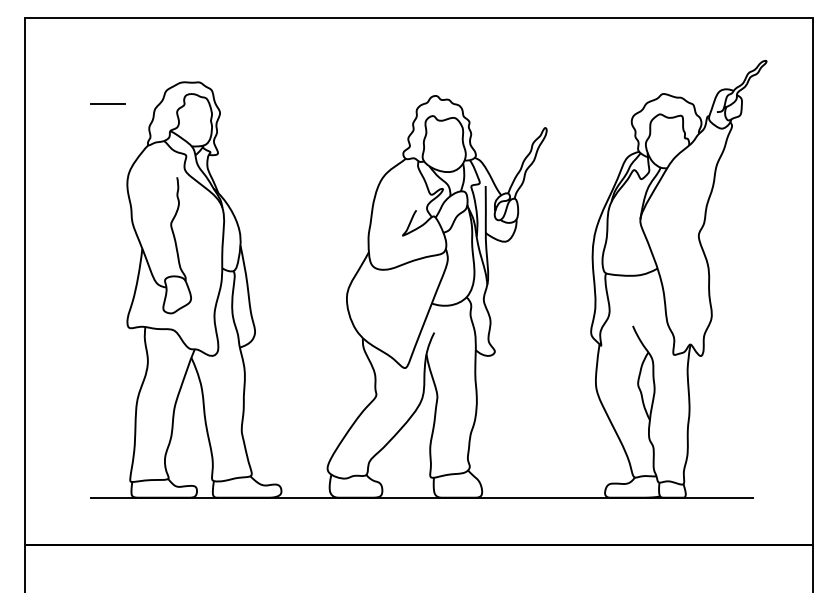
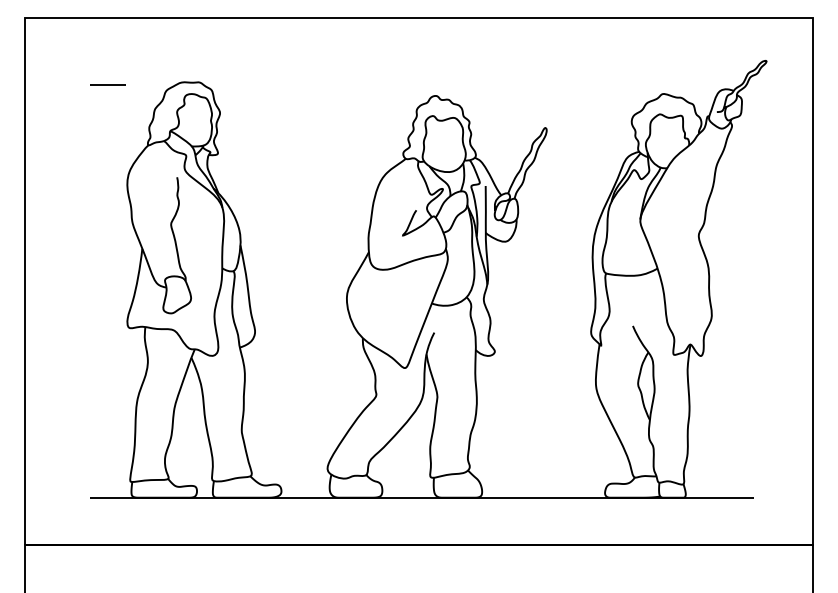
line position: (107, 103) -> (107, 84) (107, 84)
